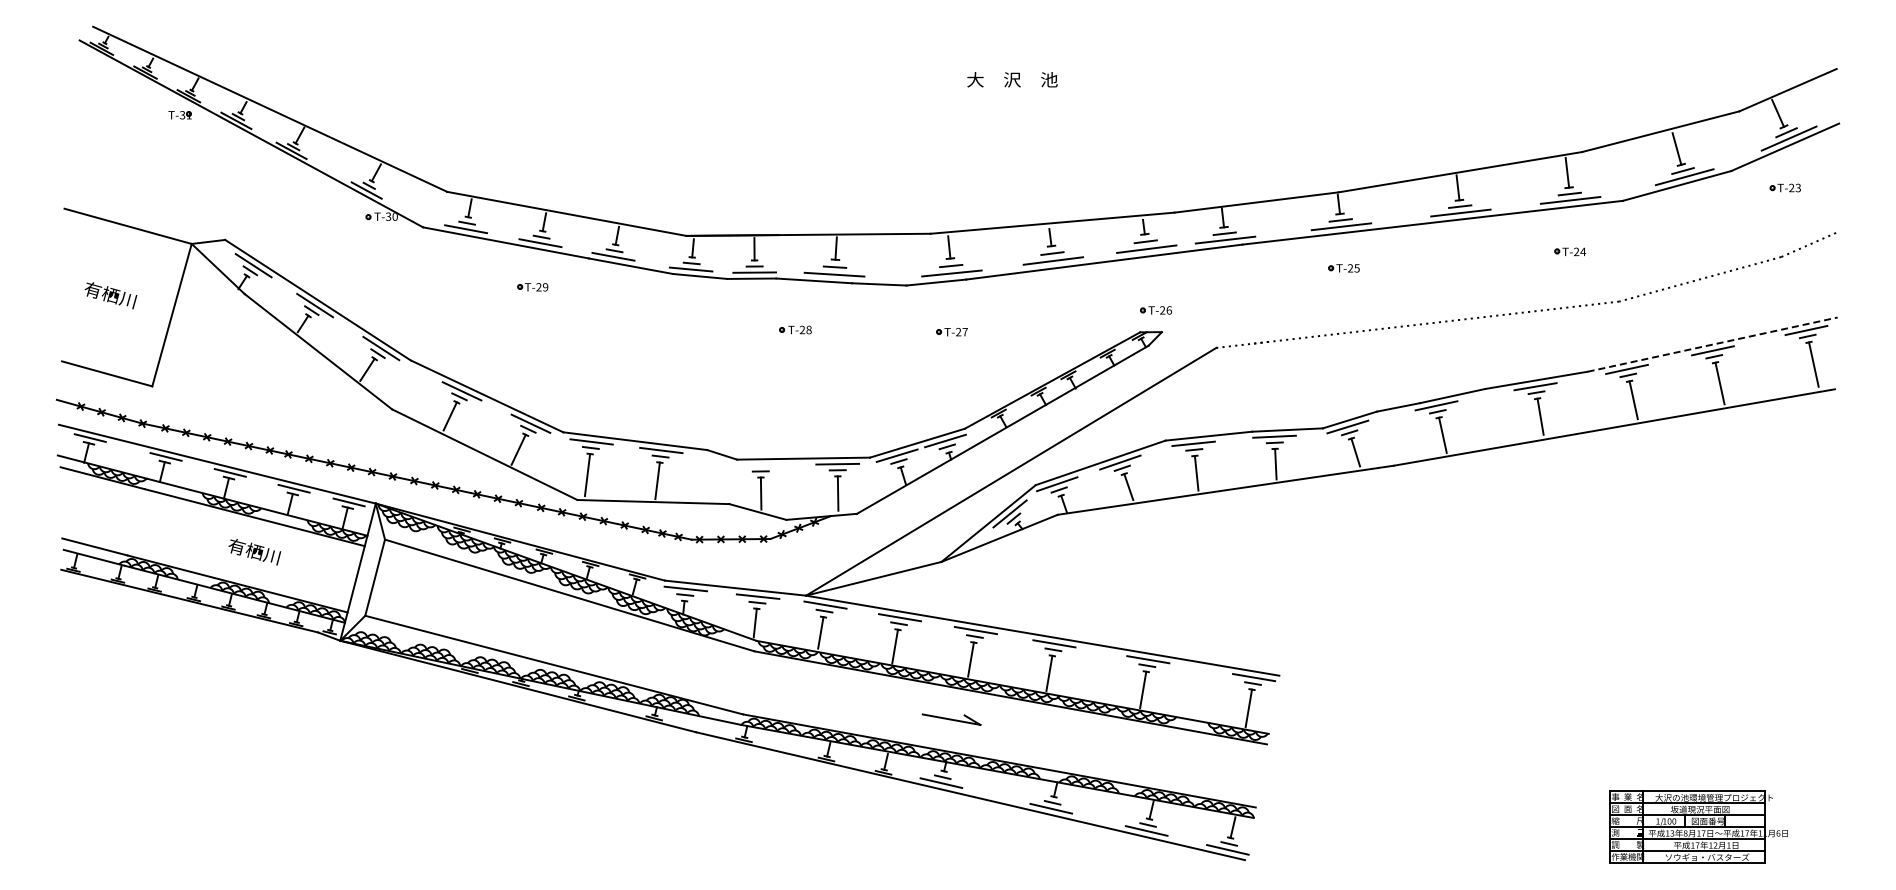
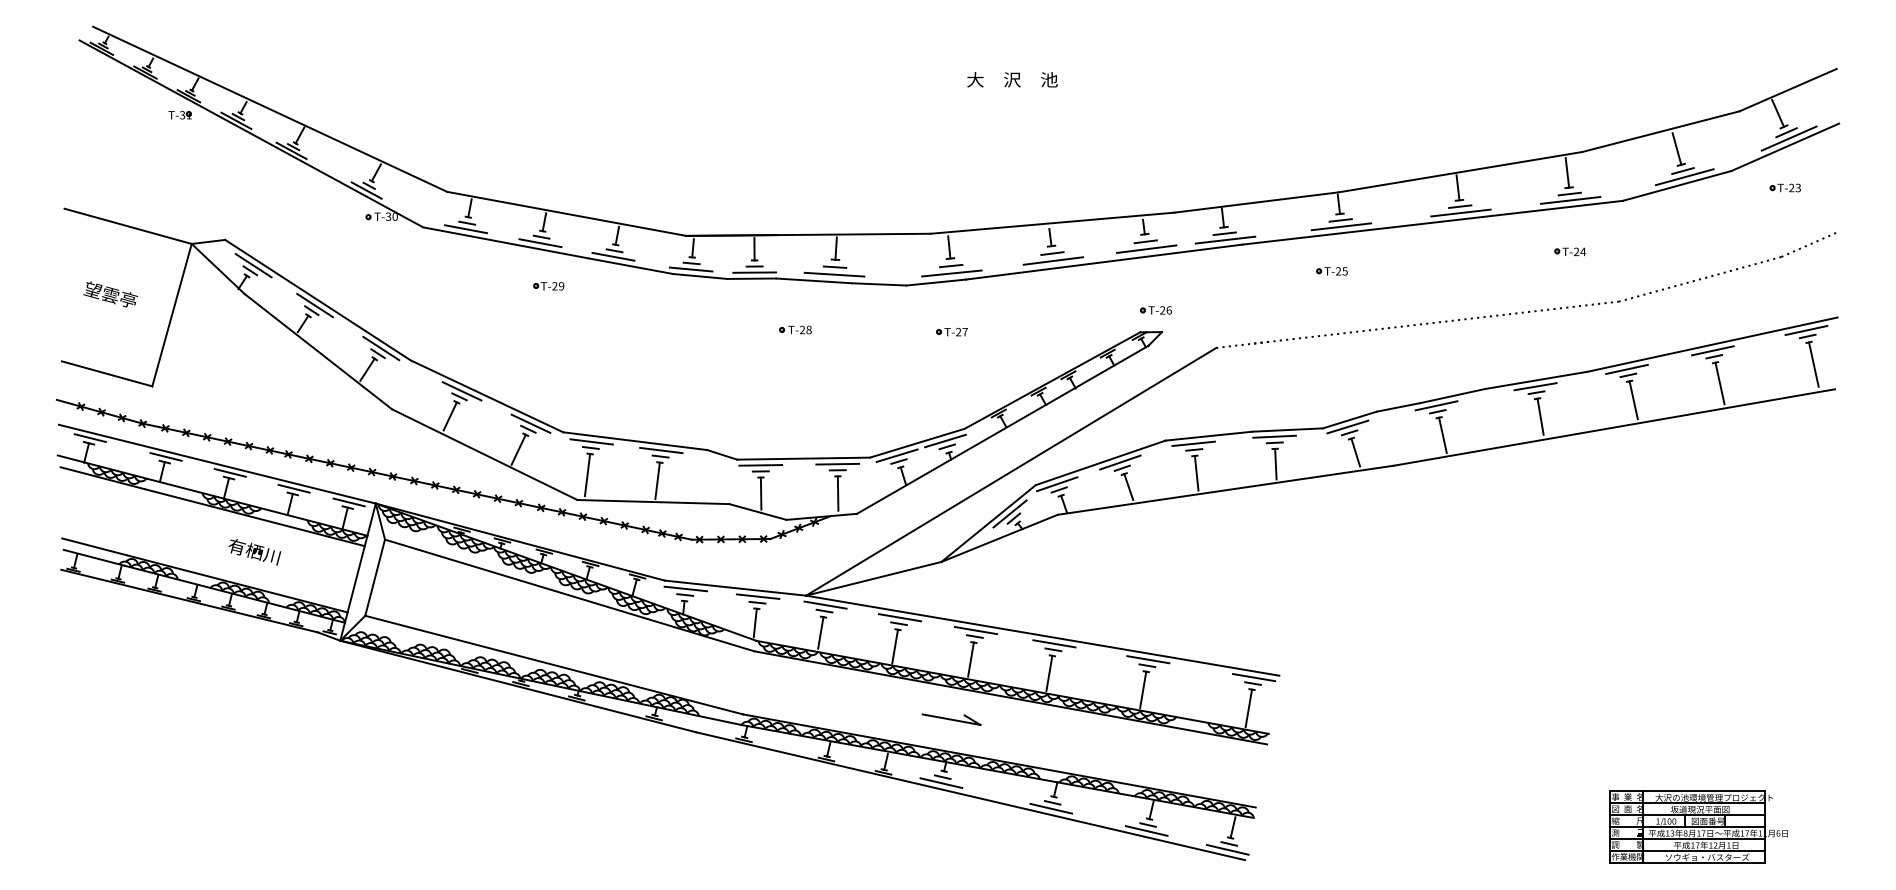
part position: (1343, 268) -> (1331, 271) (1331, 271)
part position: (532, 287) -> (548, 286) (548, 286)
text: 有栖川 -> 望雲亭 (110, 295)
line: dashed -> solid (1712, 344)
line: none -> present (760, 465)
